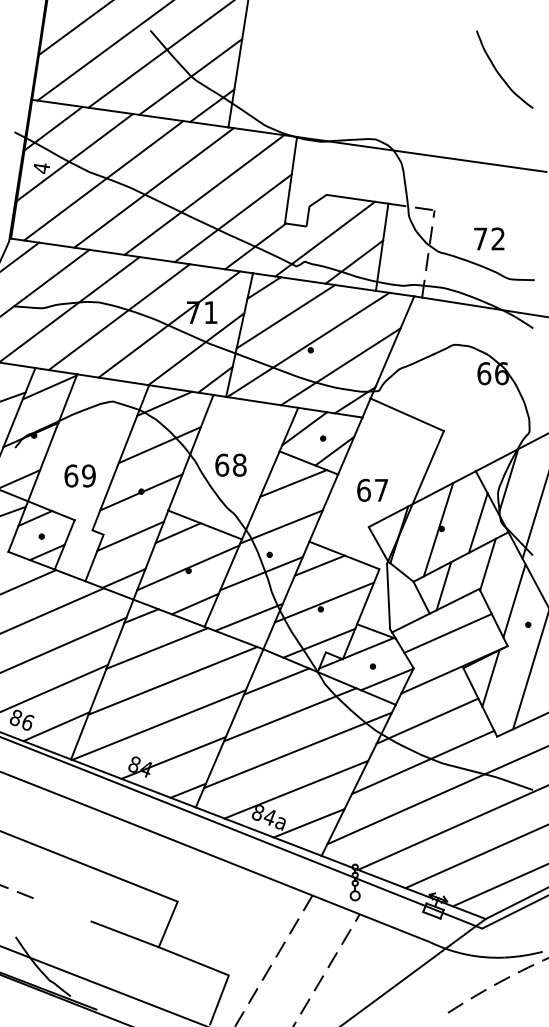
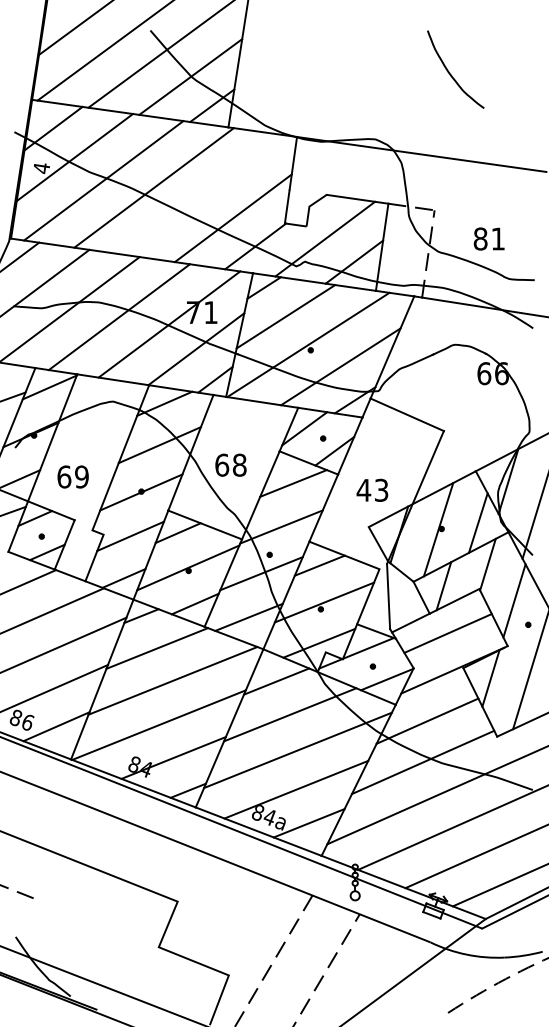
curve position: (498, 71) -> (449, 71) (449, 71)
line: present -> none (204, 194)
text: 72 -> 81 (488, 238)
text position: (79, 475) -> (72, 476) (72, 476)
text: 67 -> 43 (372, 489)
line: present -> none (124, 934)
